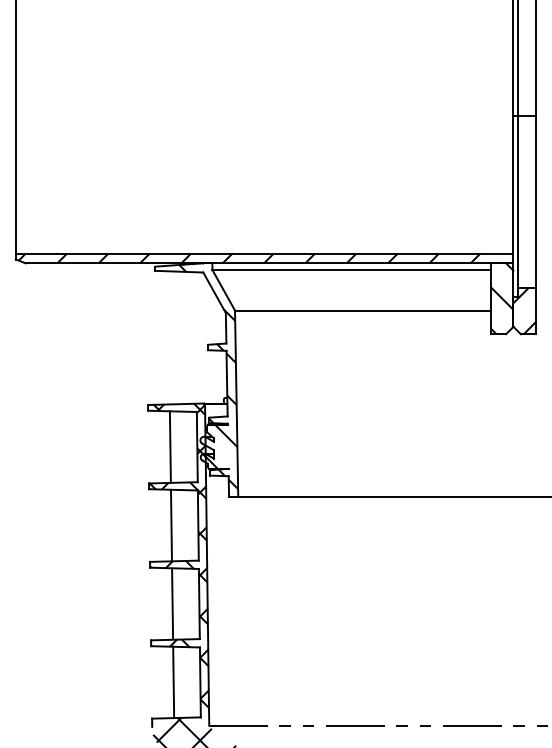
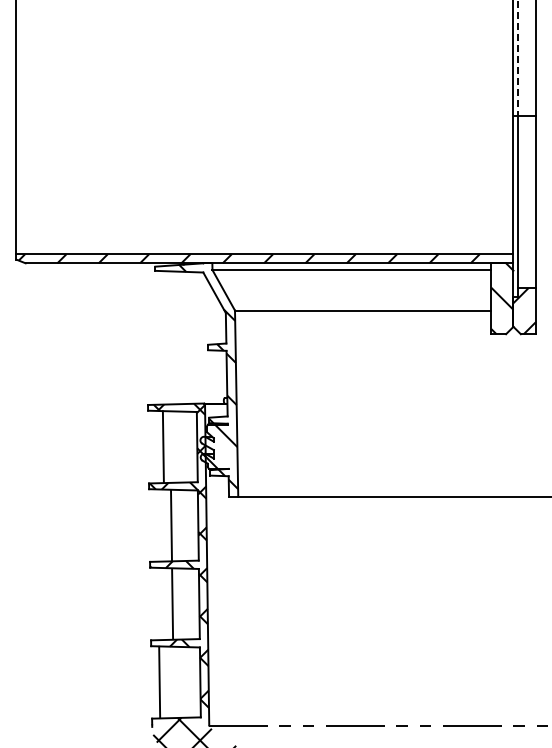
line: solid -> dashed (518, 58)
line position: (169, 446) -> (162, 446) (162, 446)
line position: (173, 682) -> (159, 682) (159, 682)
